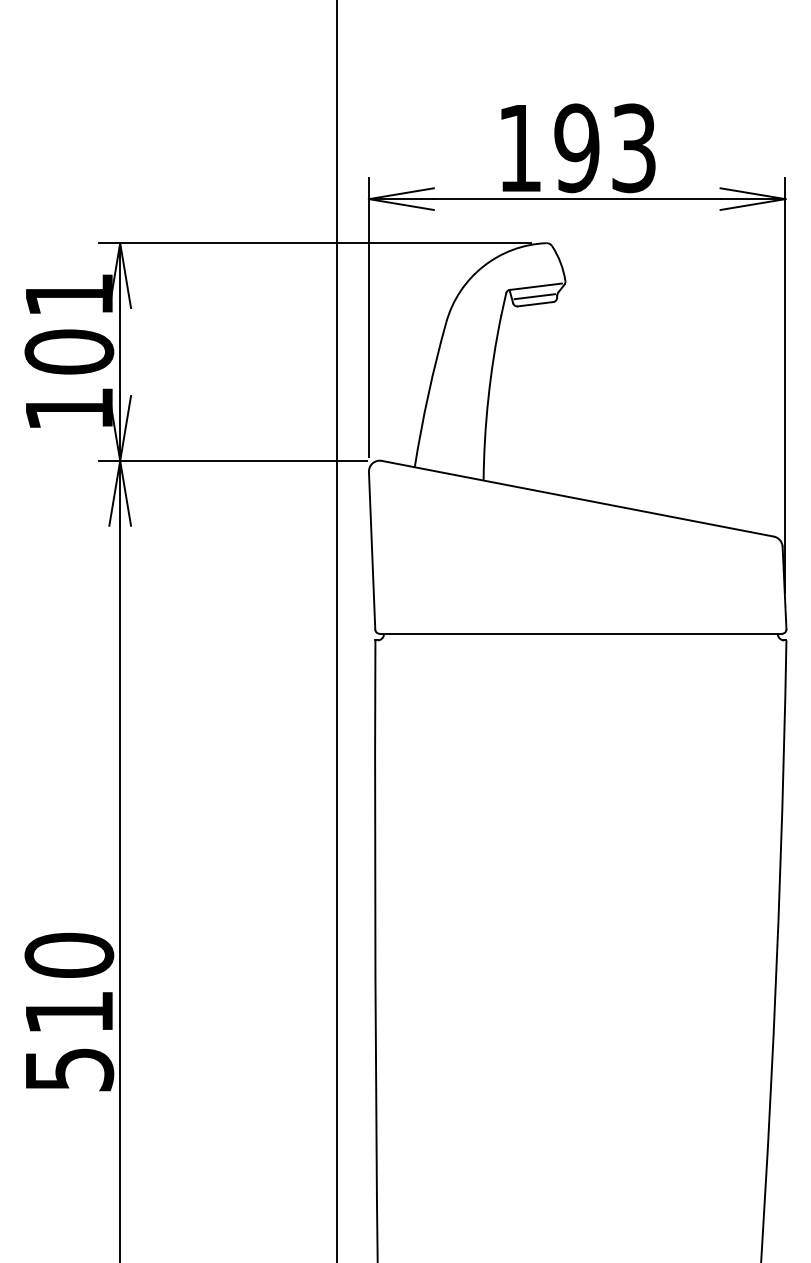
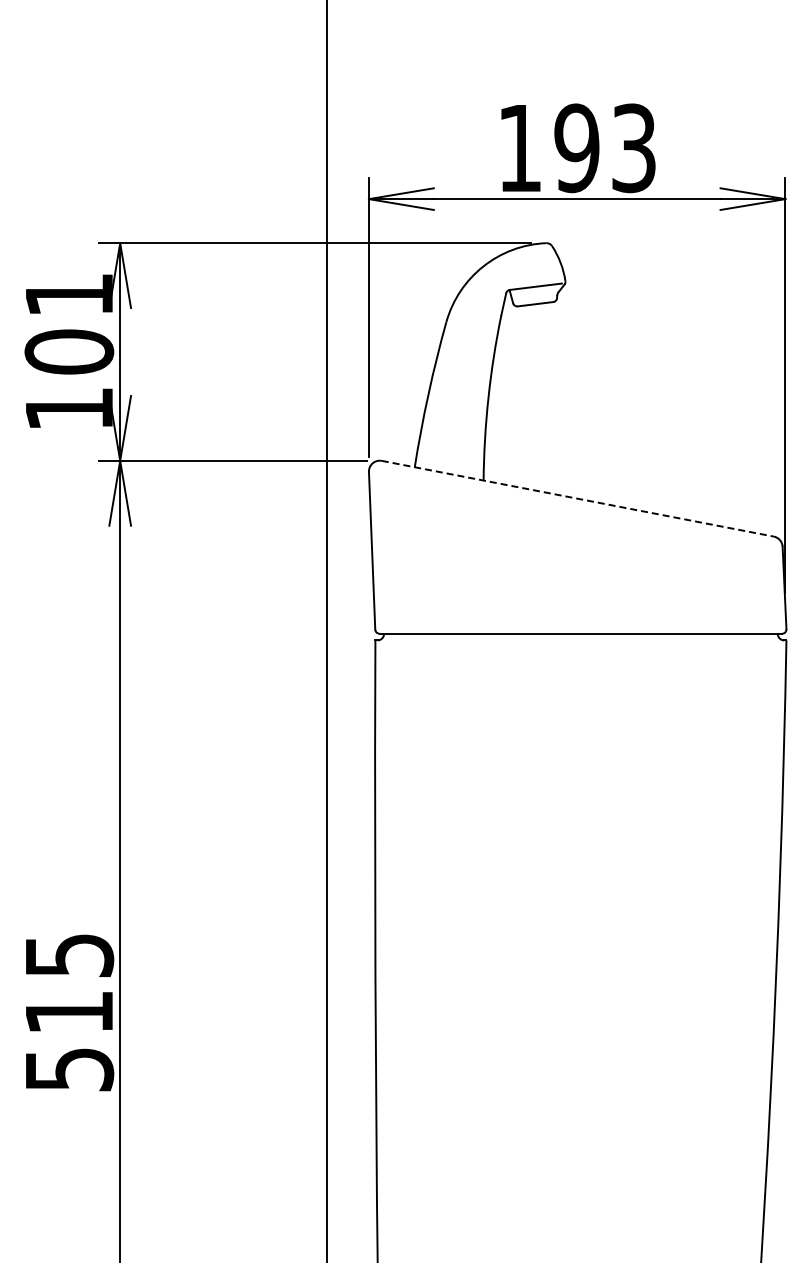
line: present -> none (534, 296)
line: solid -> dashed (577, 498)
line position: (336, 630) -> (326, 630) (326, 630)
text: 510 -> 515 (69, 954)
